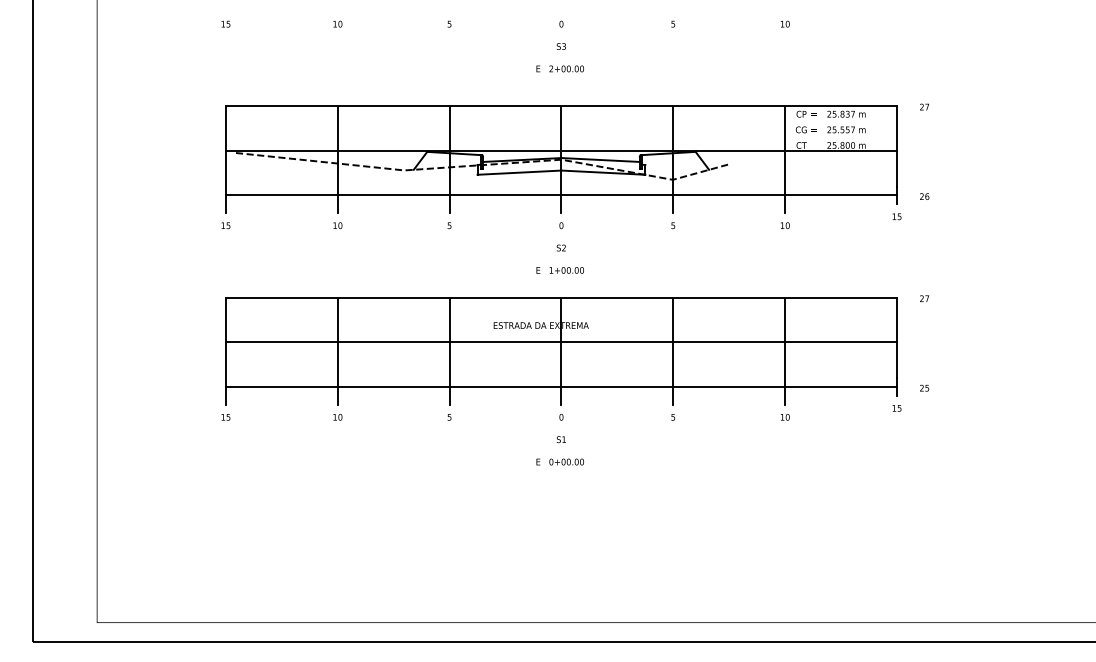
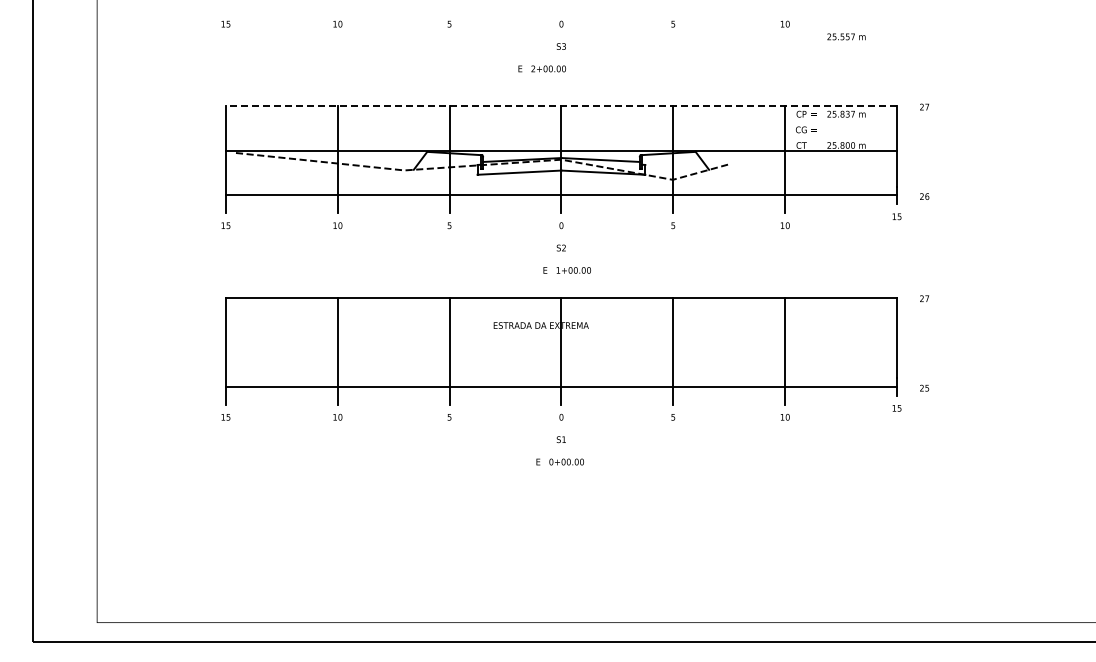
text position: (559, 68) -> (541, 68) (541, 68)
line: solid -> dashed (561, 106)
text position: (846, 129) -> (846, 36) (846, 36)
text position: (559, 270) -> (566, 270) (566, 270)
line: present -> none (561, 342)
